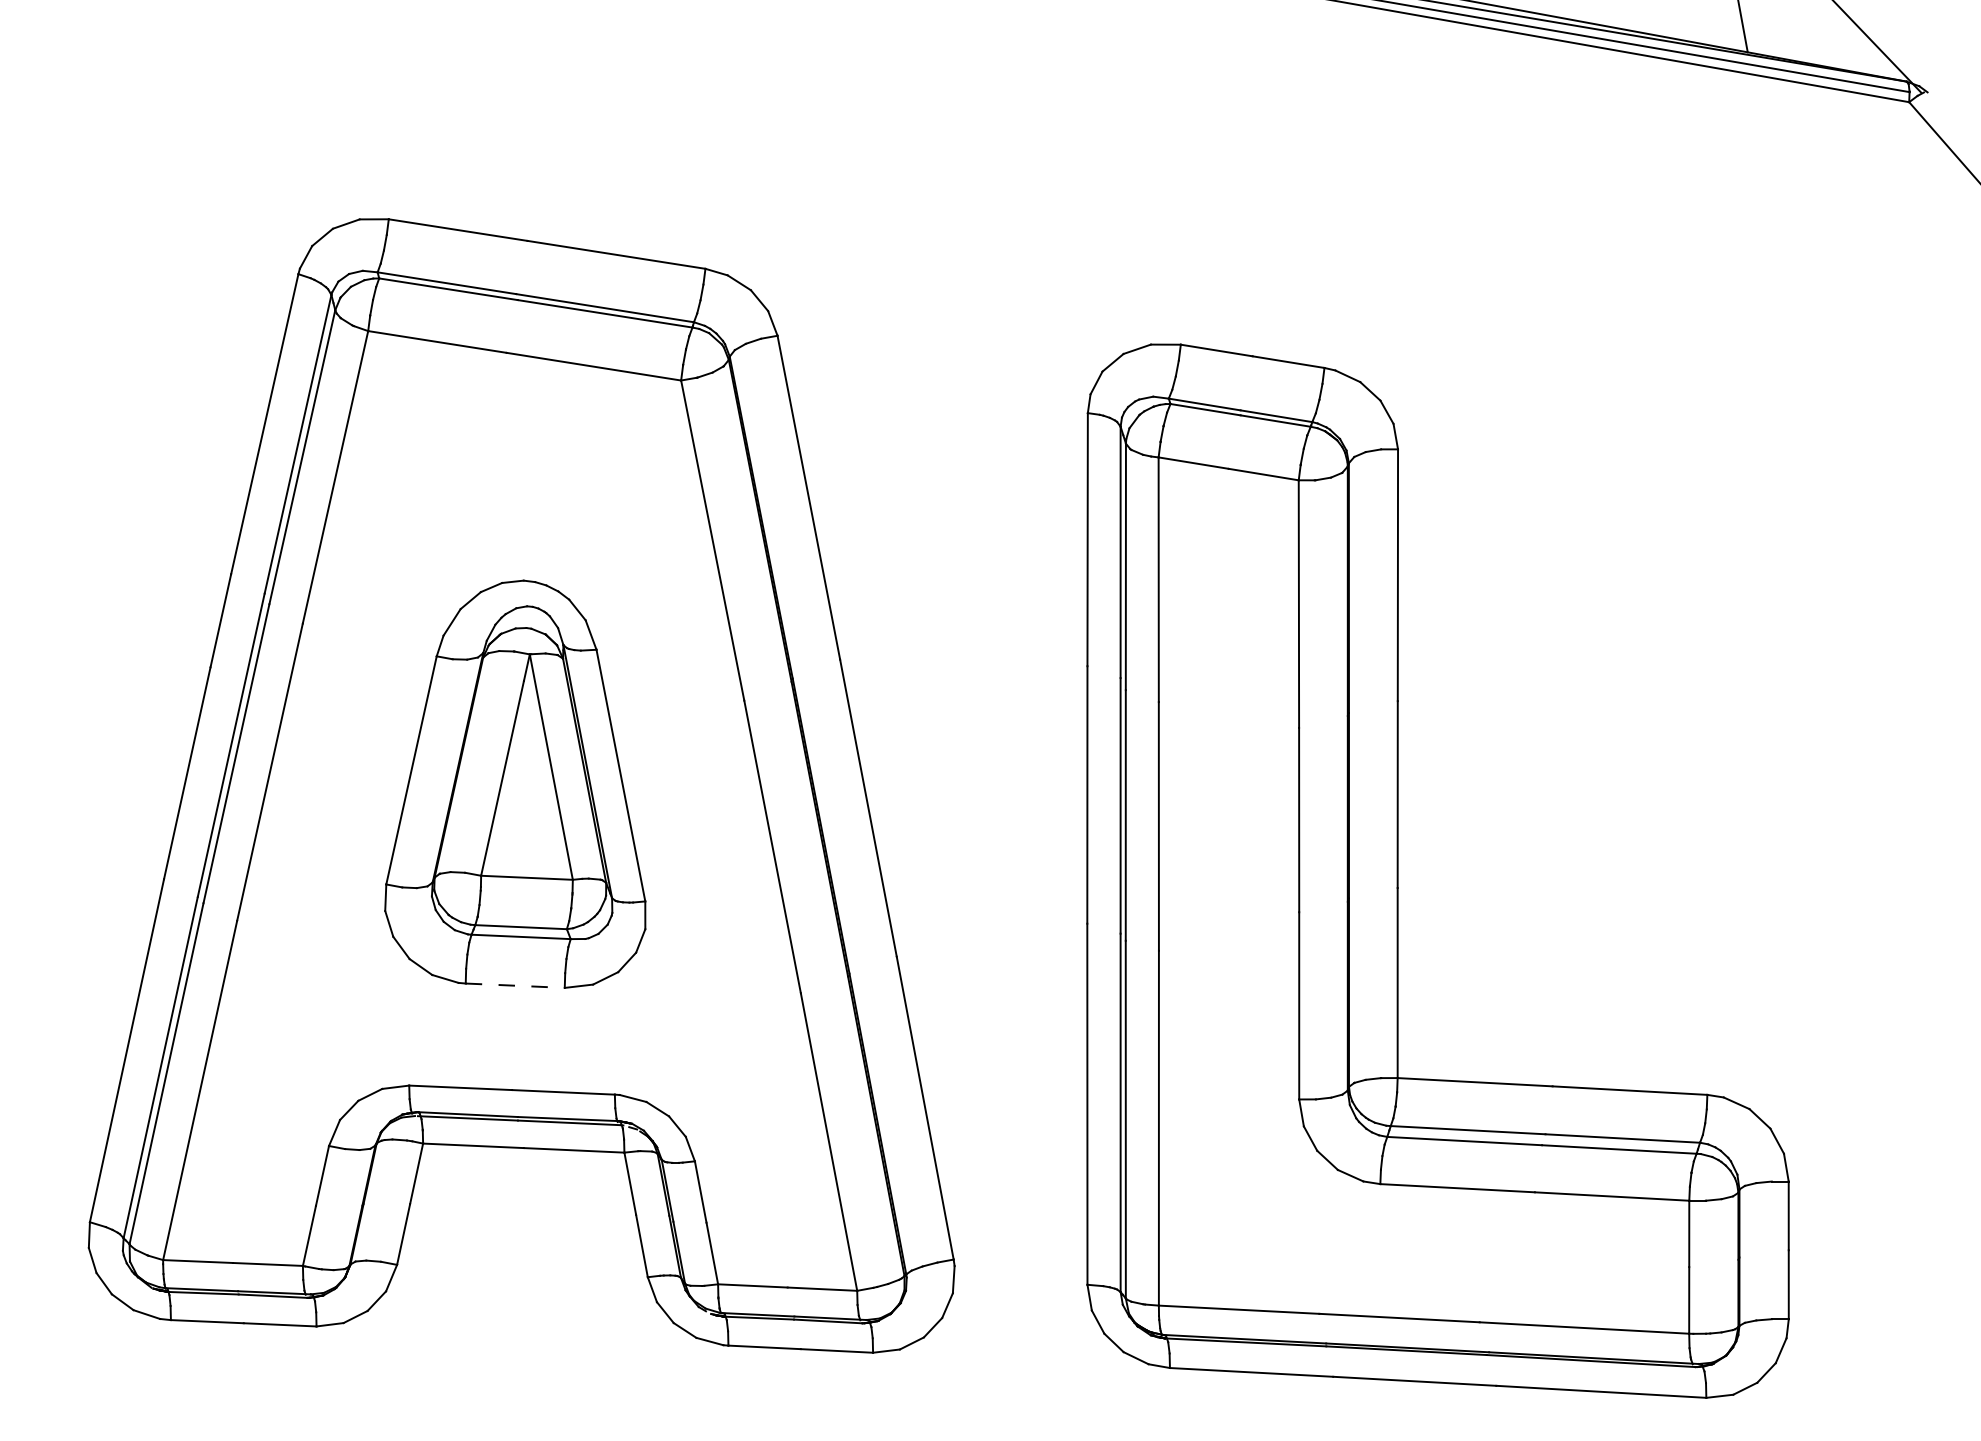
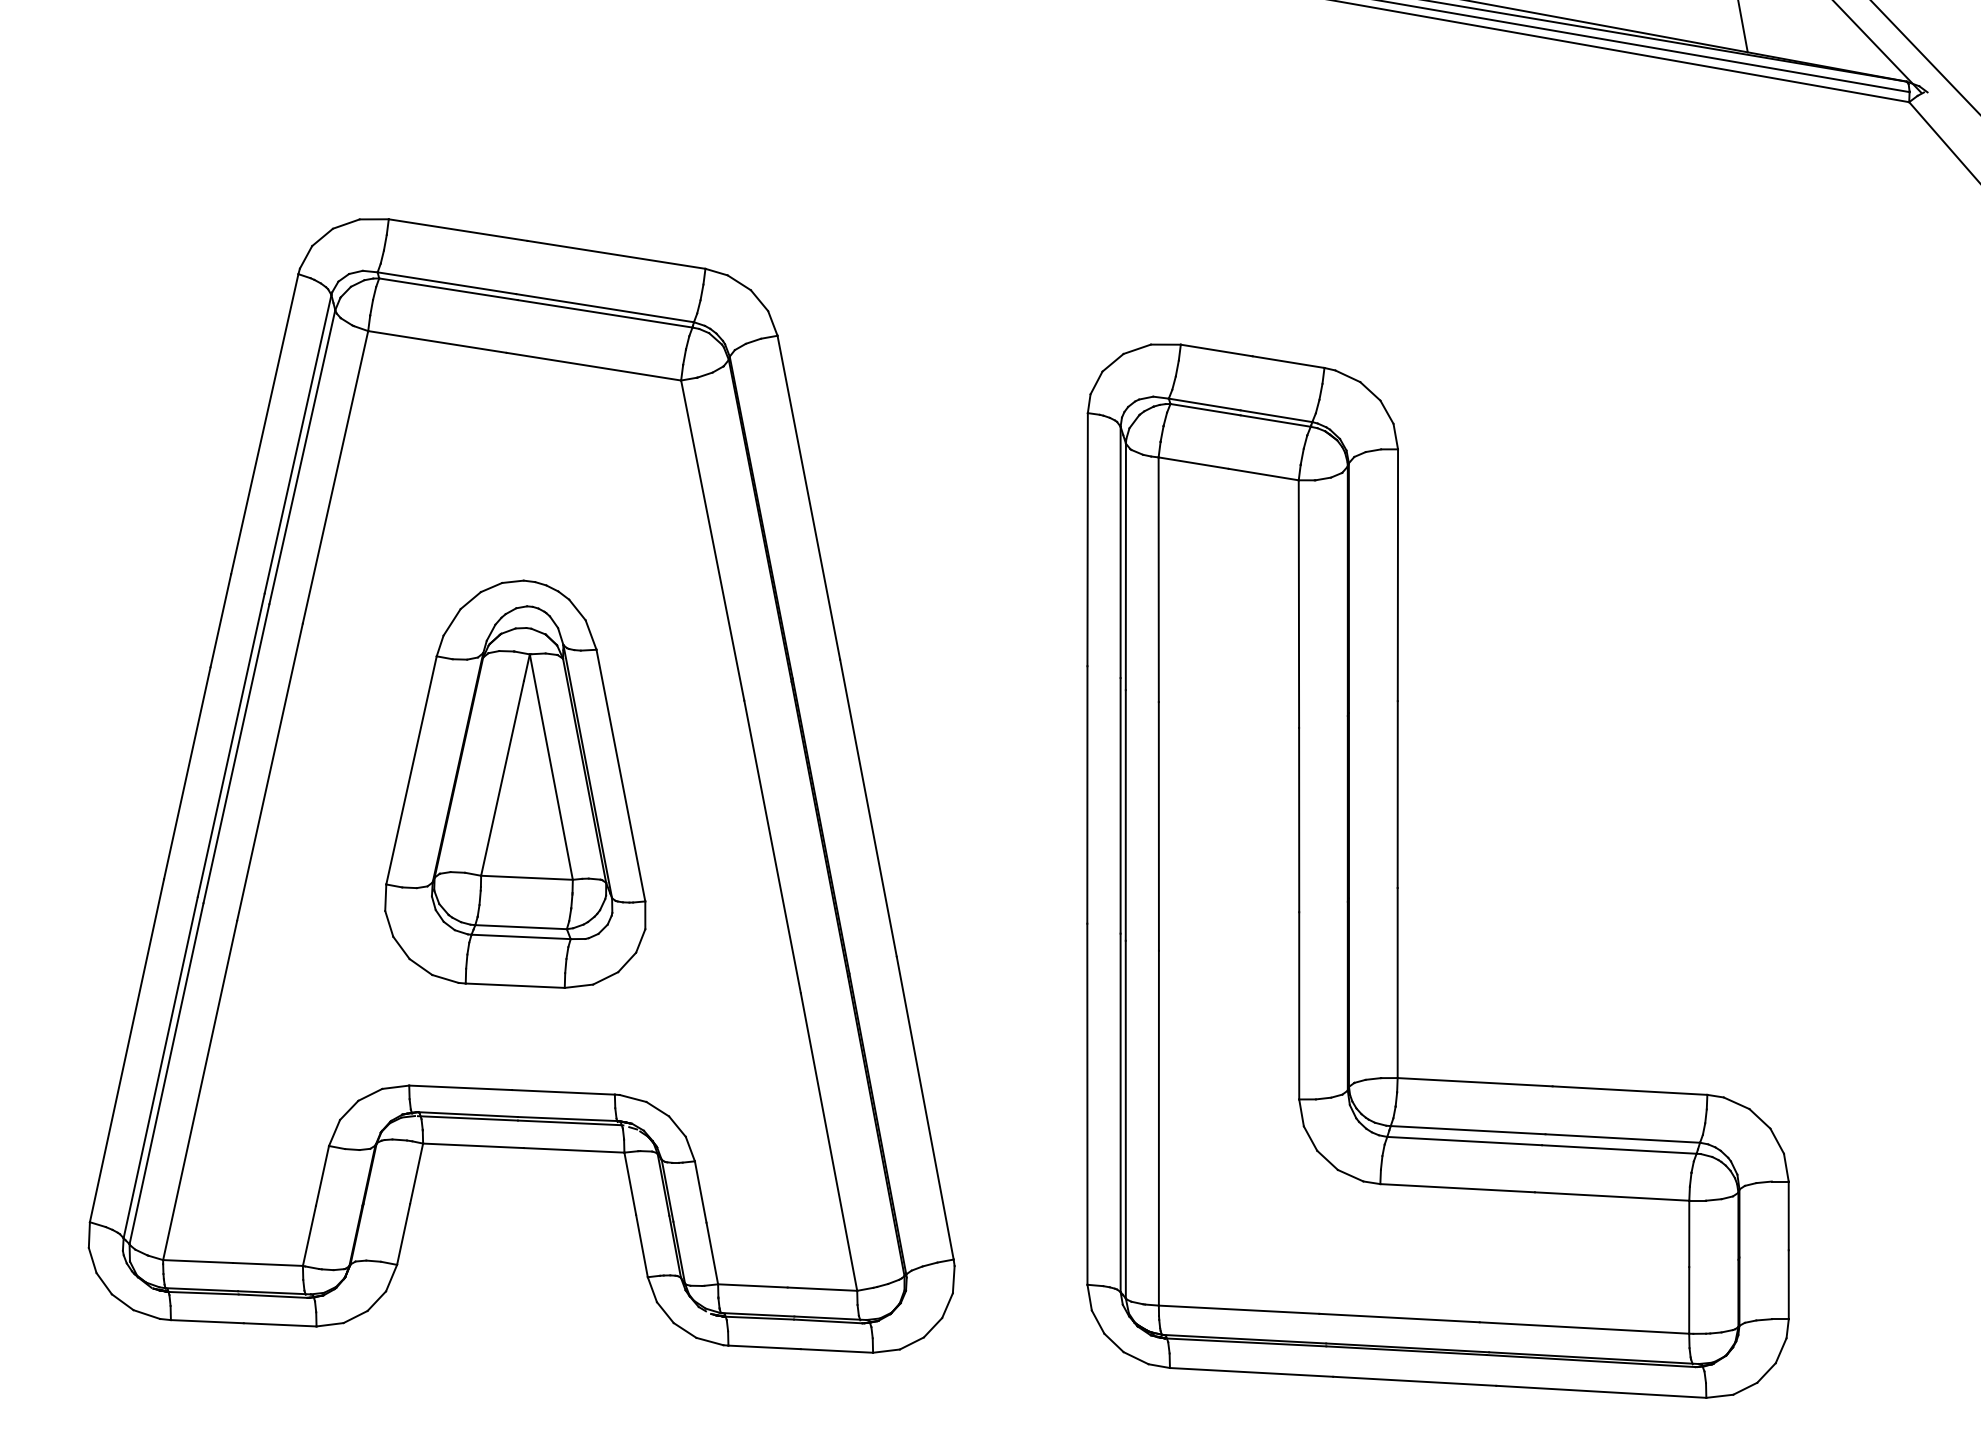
line: none -> present (1924, 57)
line: dashed -> solid (515, 985)
